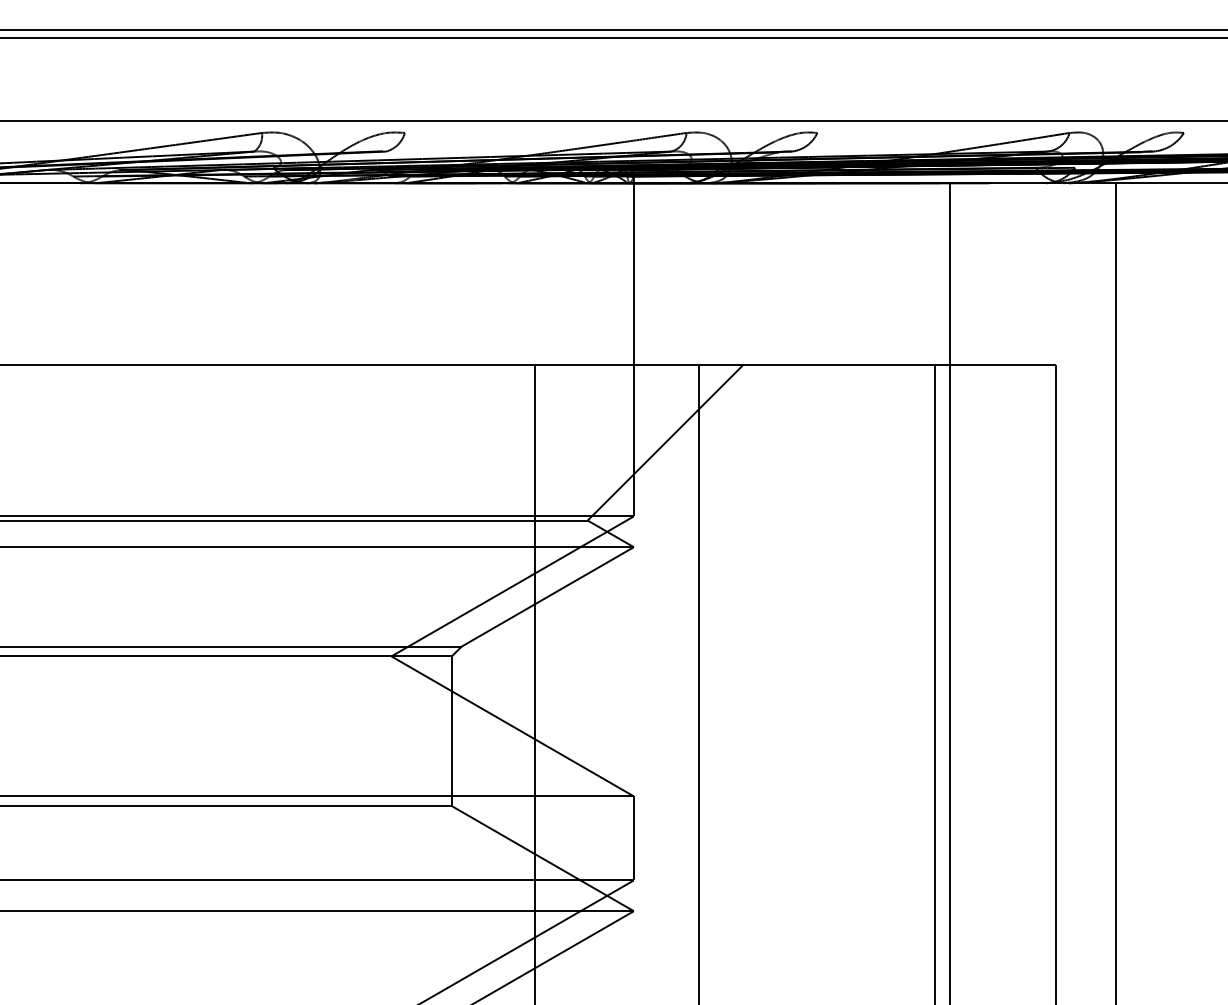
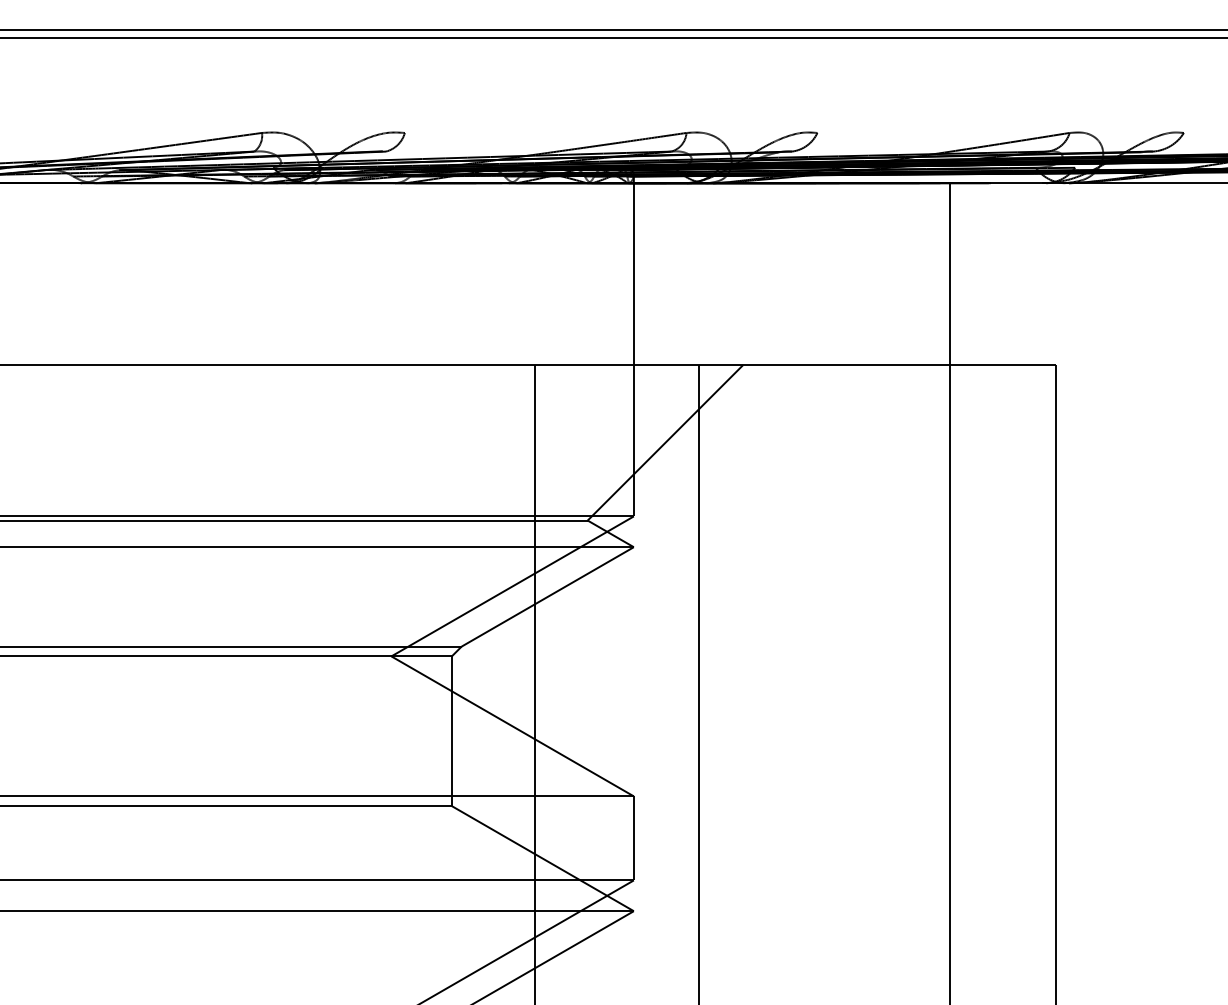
line: present -> none (613, 120)
line: present -> none (1115, 592)
line: present -> none (934, 683)
